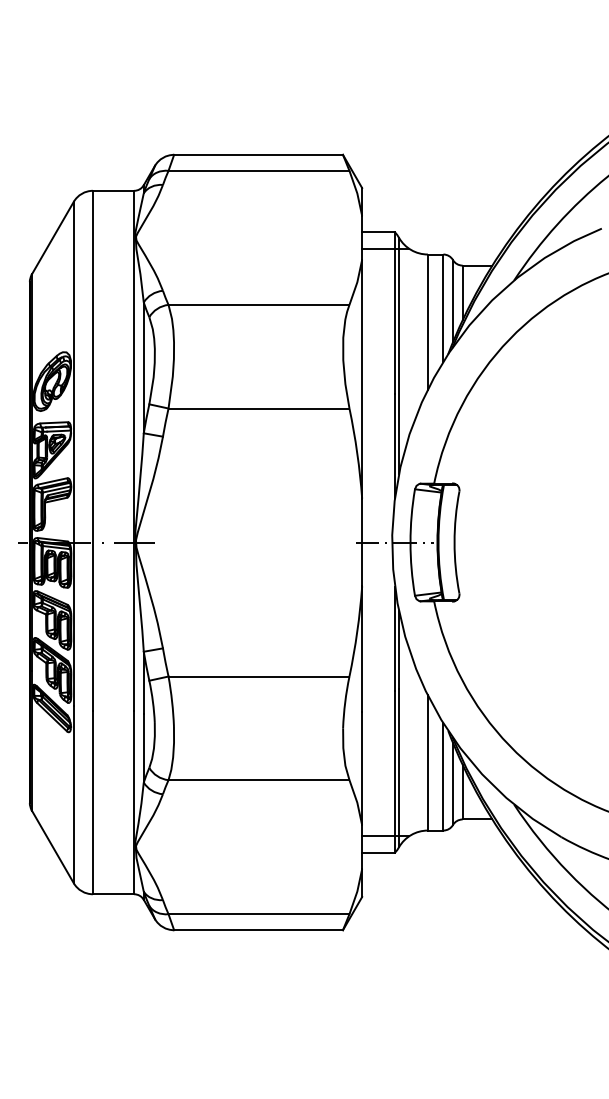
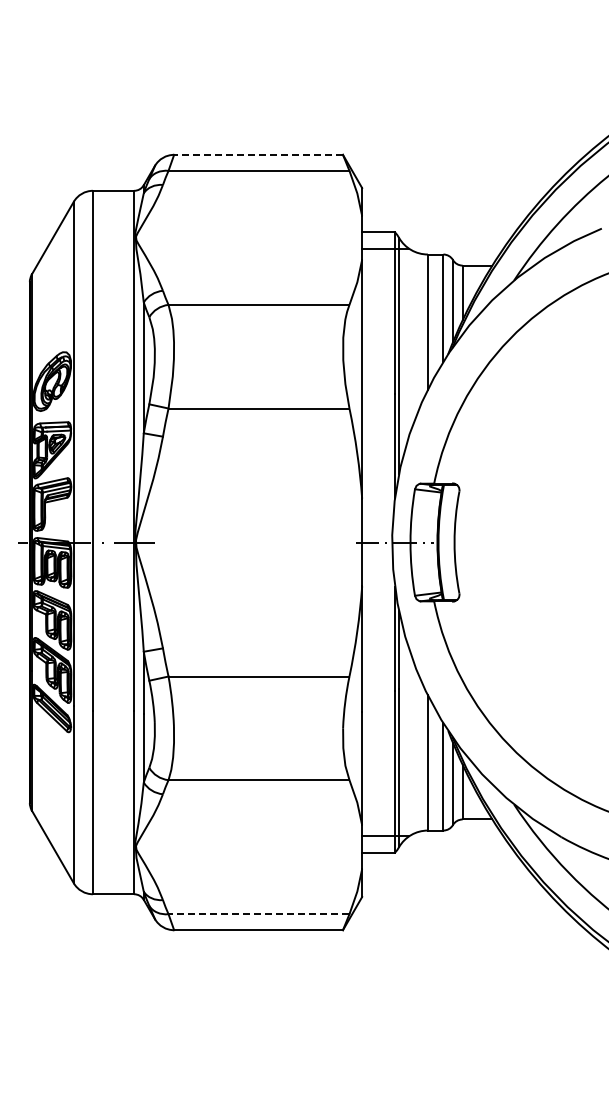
line: solid -> dashed (258, 154)
line: solid -> dashed (258, 914)
